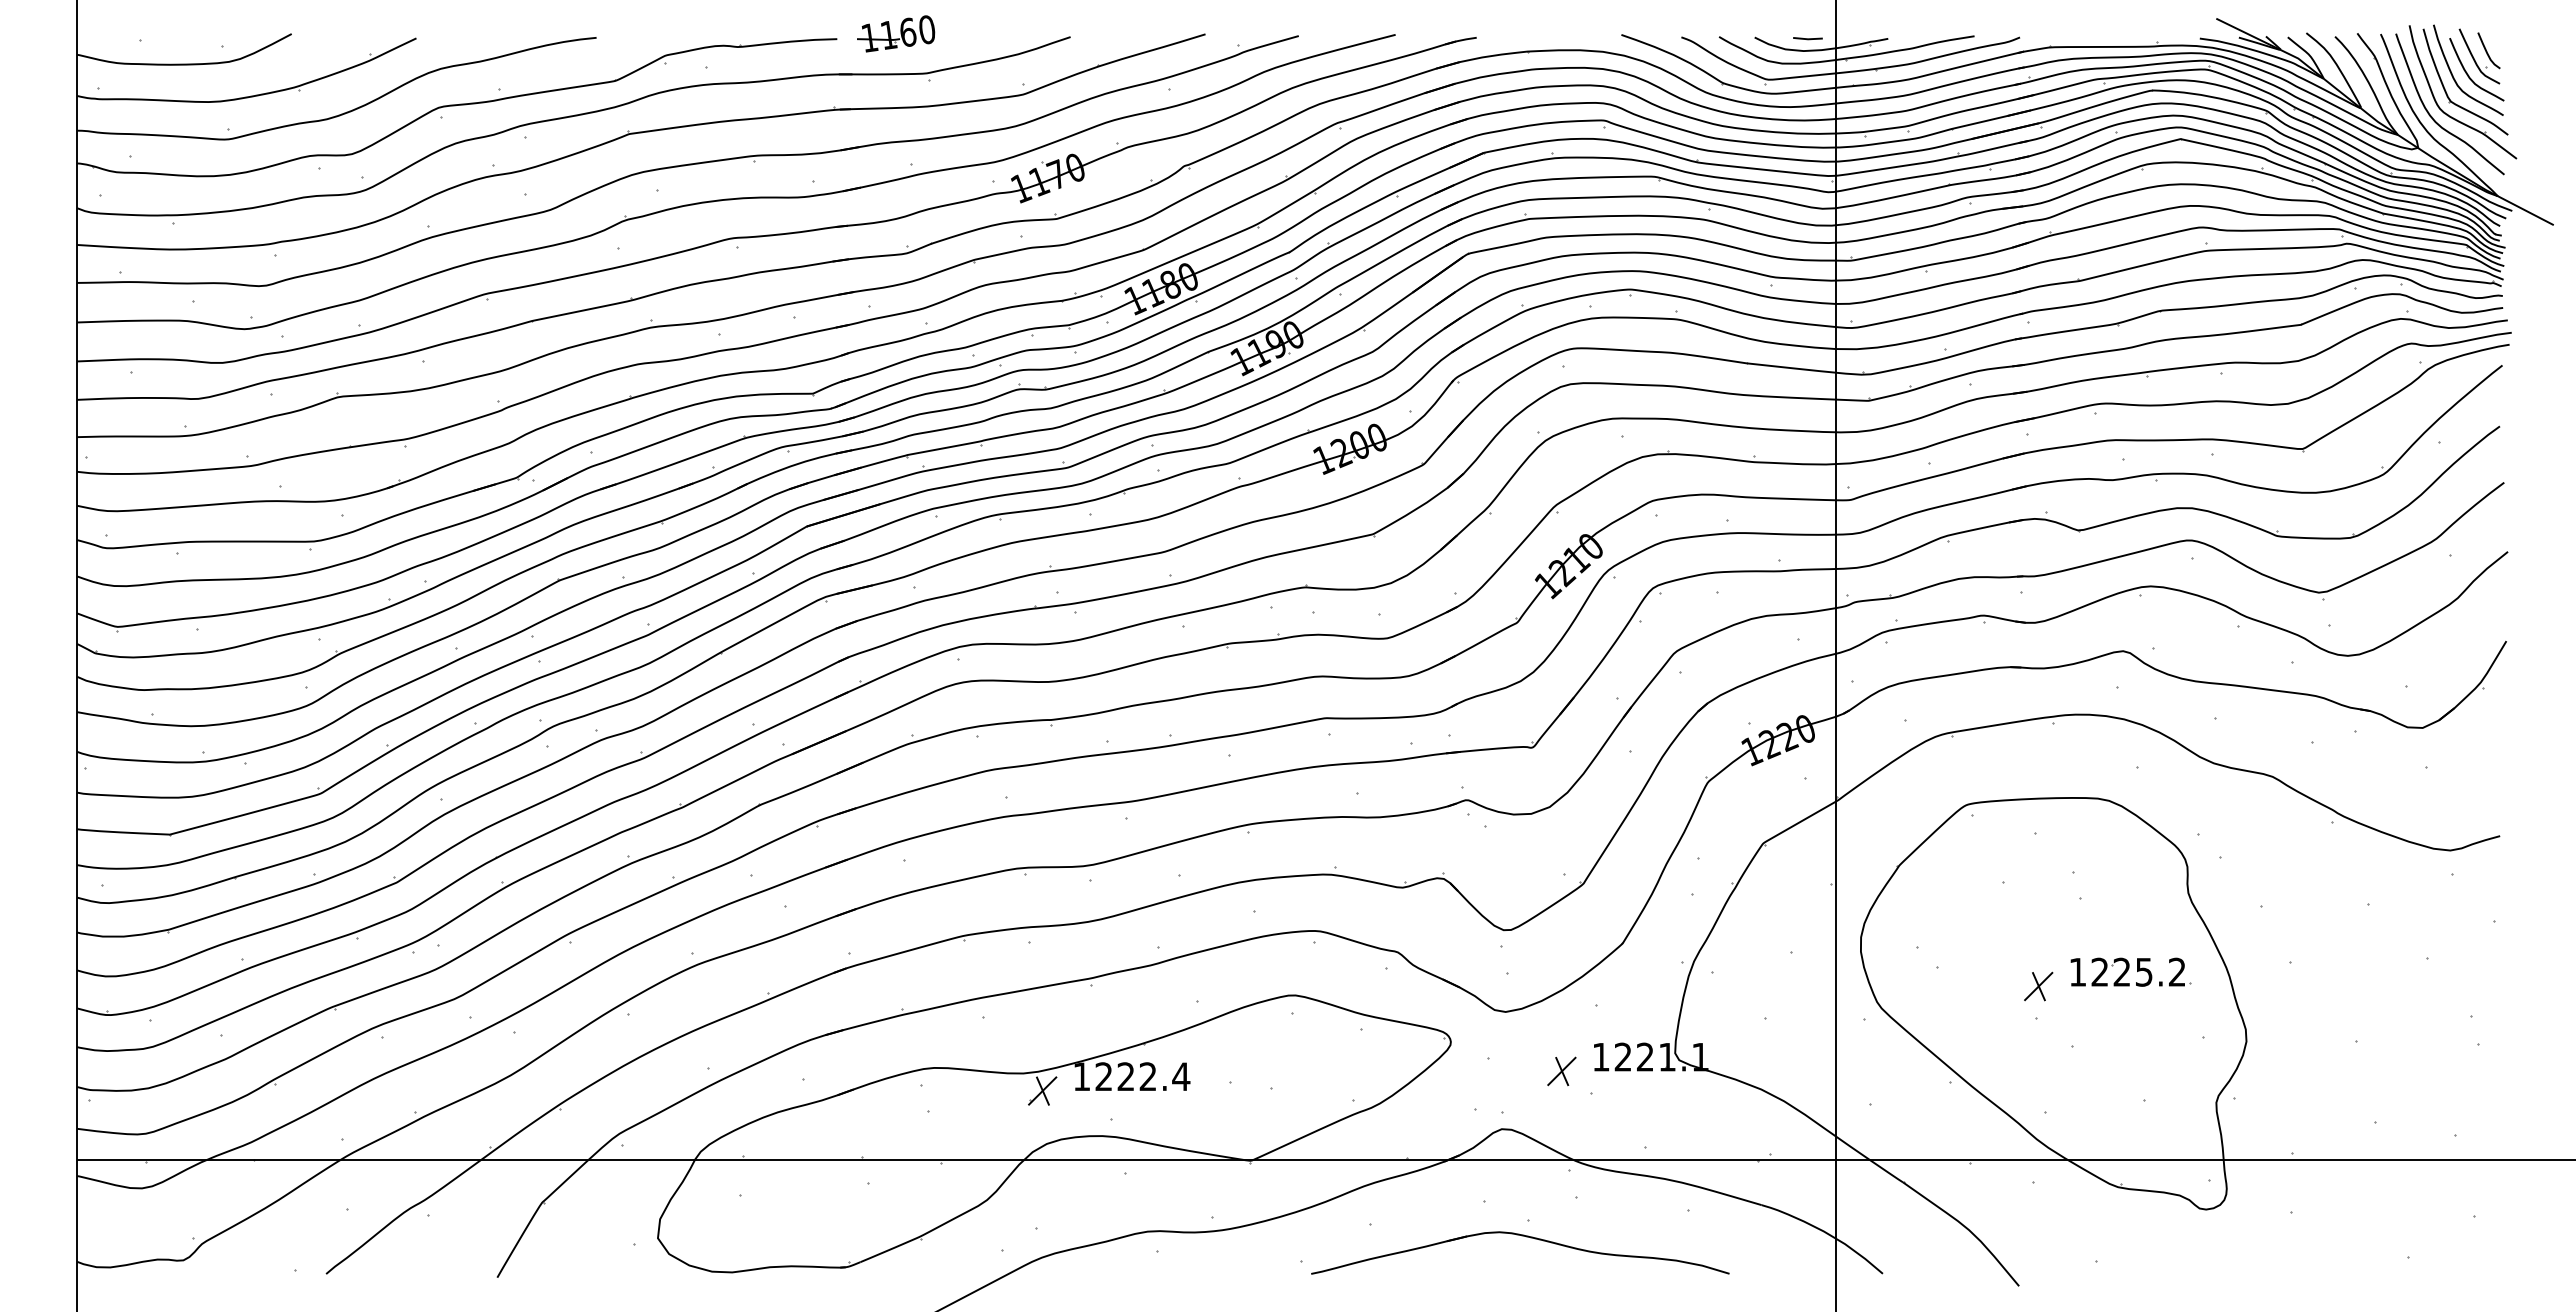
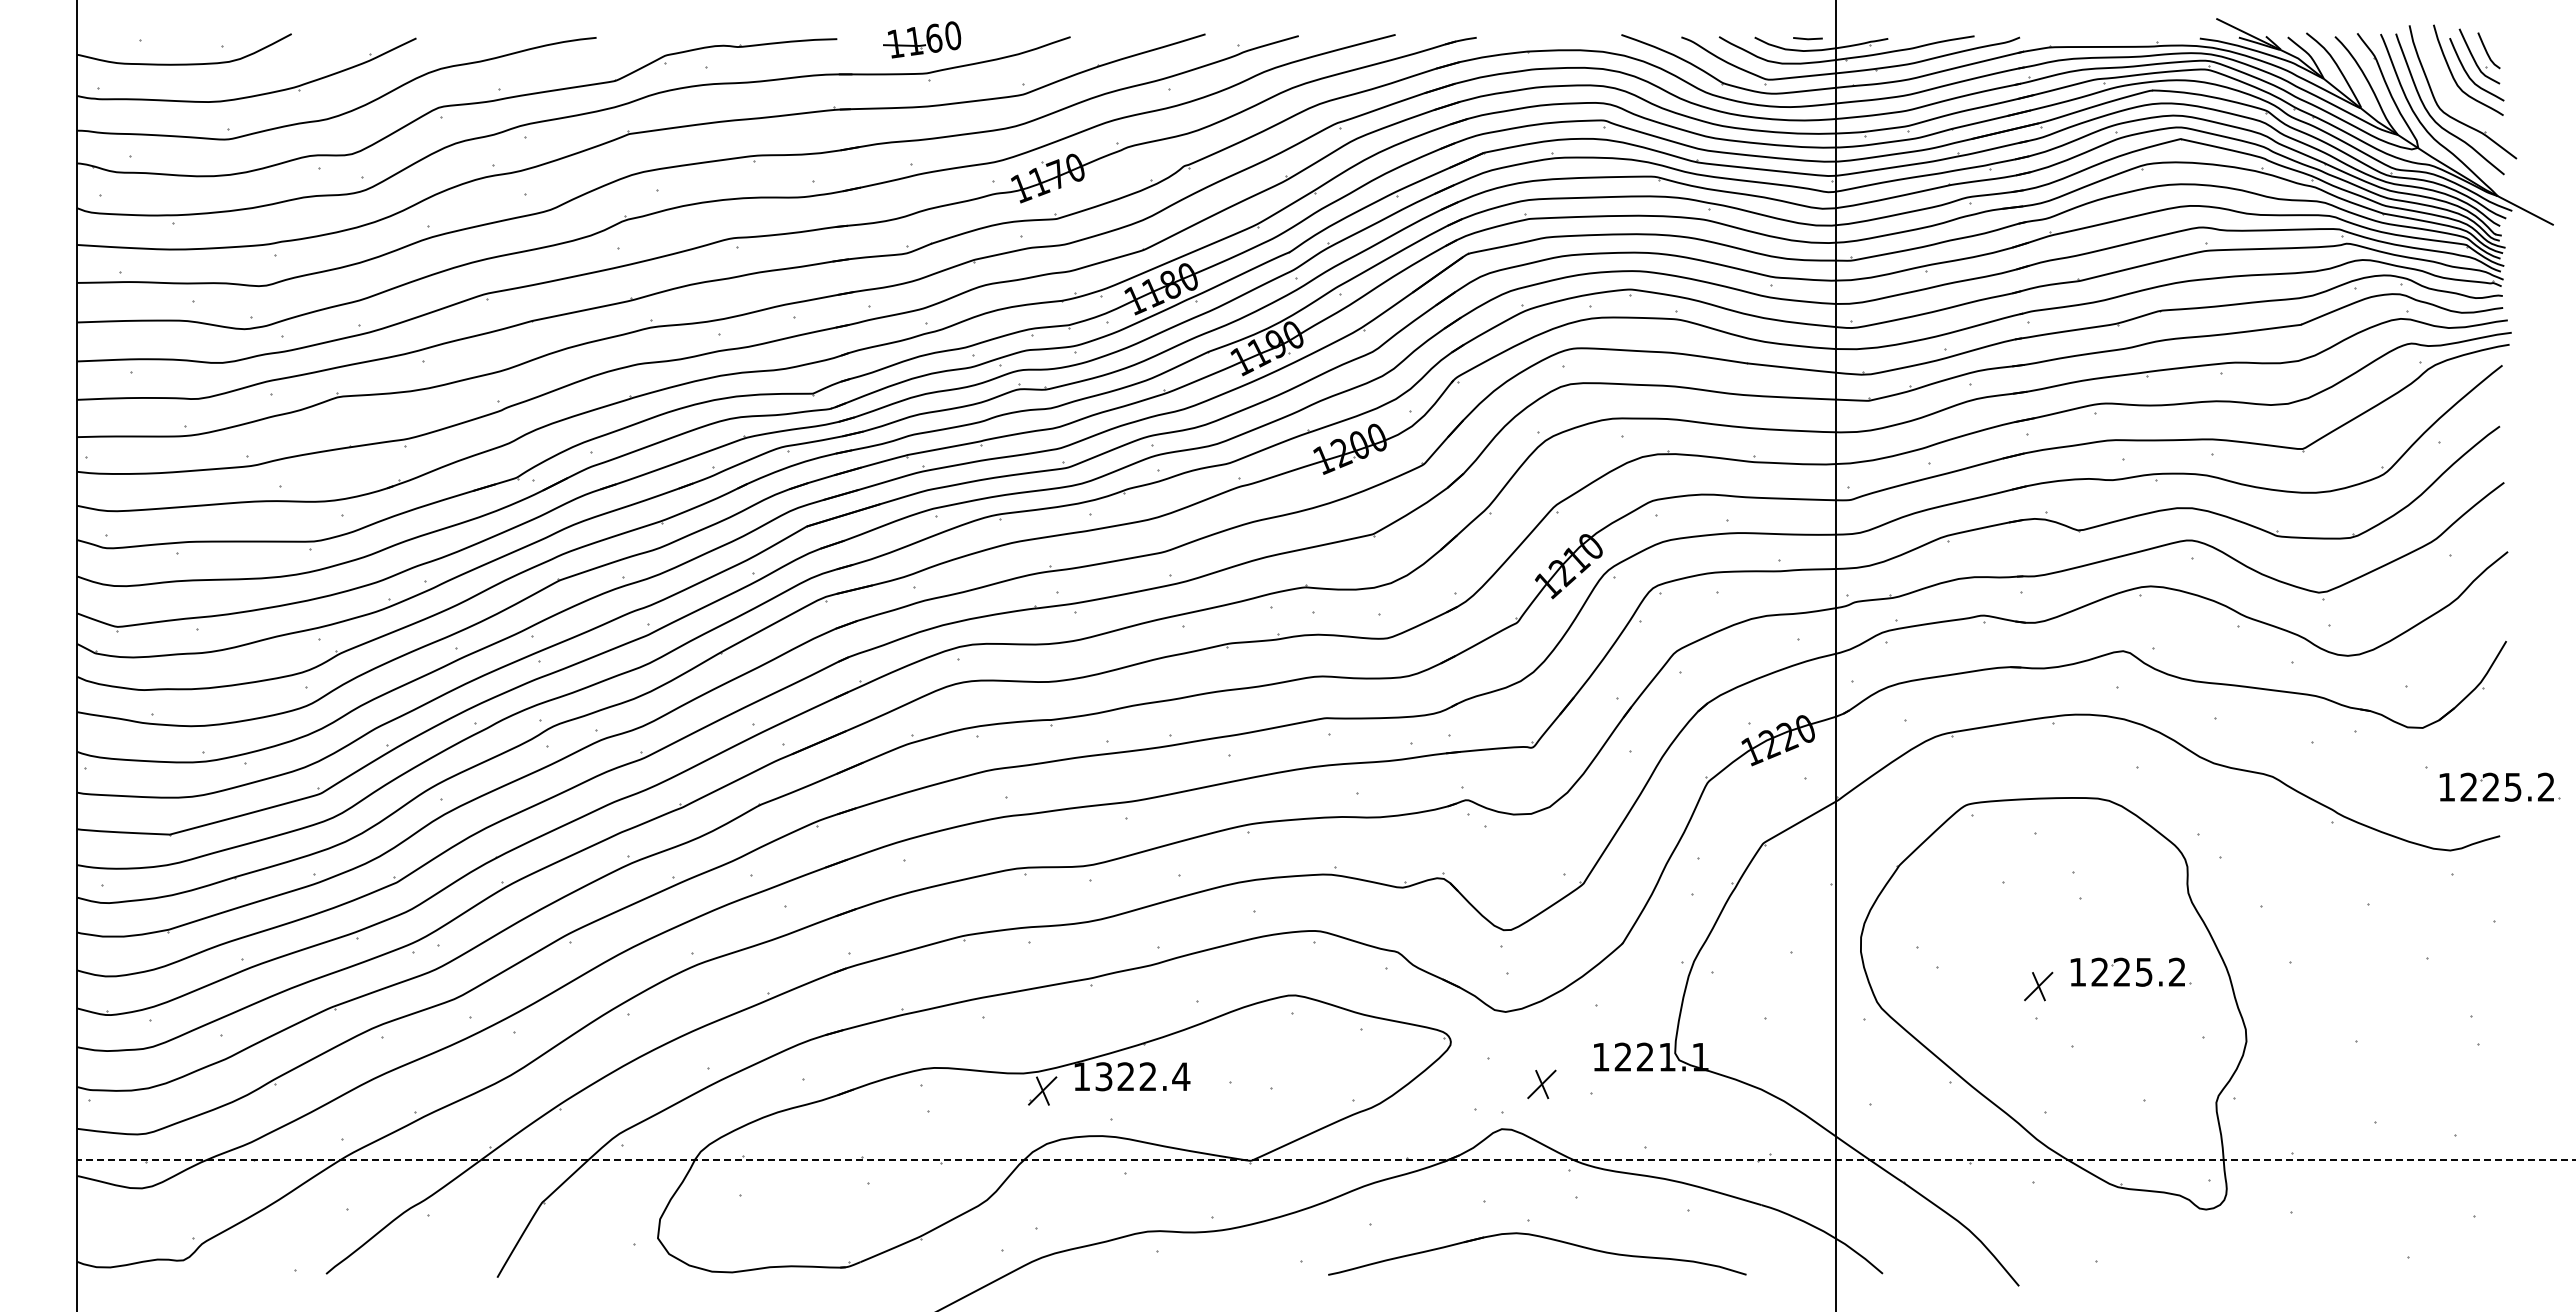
part position: (896, 33) -> (922, 39) (922, 39)
part: present -> none (2445, 88)
part: none -> present (2499, 786)
part position: (1561, 1071) -> (1541, 1084) (1541, 1084)
text: 1222.4 -> 1322.4 (1103, 1076)
line: solid -> dashed (1326, 1159)
part position: (1521, 1236) -> (1538, 1237) (1538, 1237)
